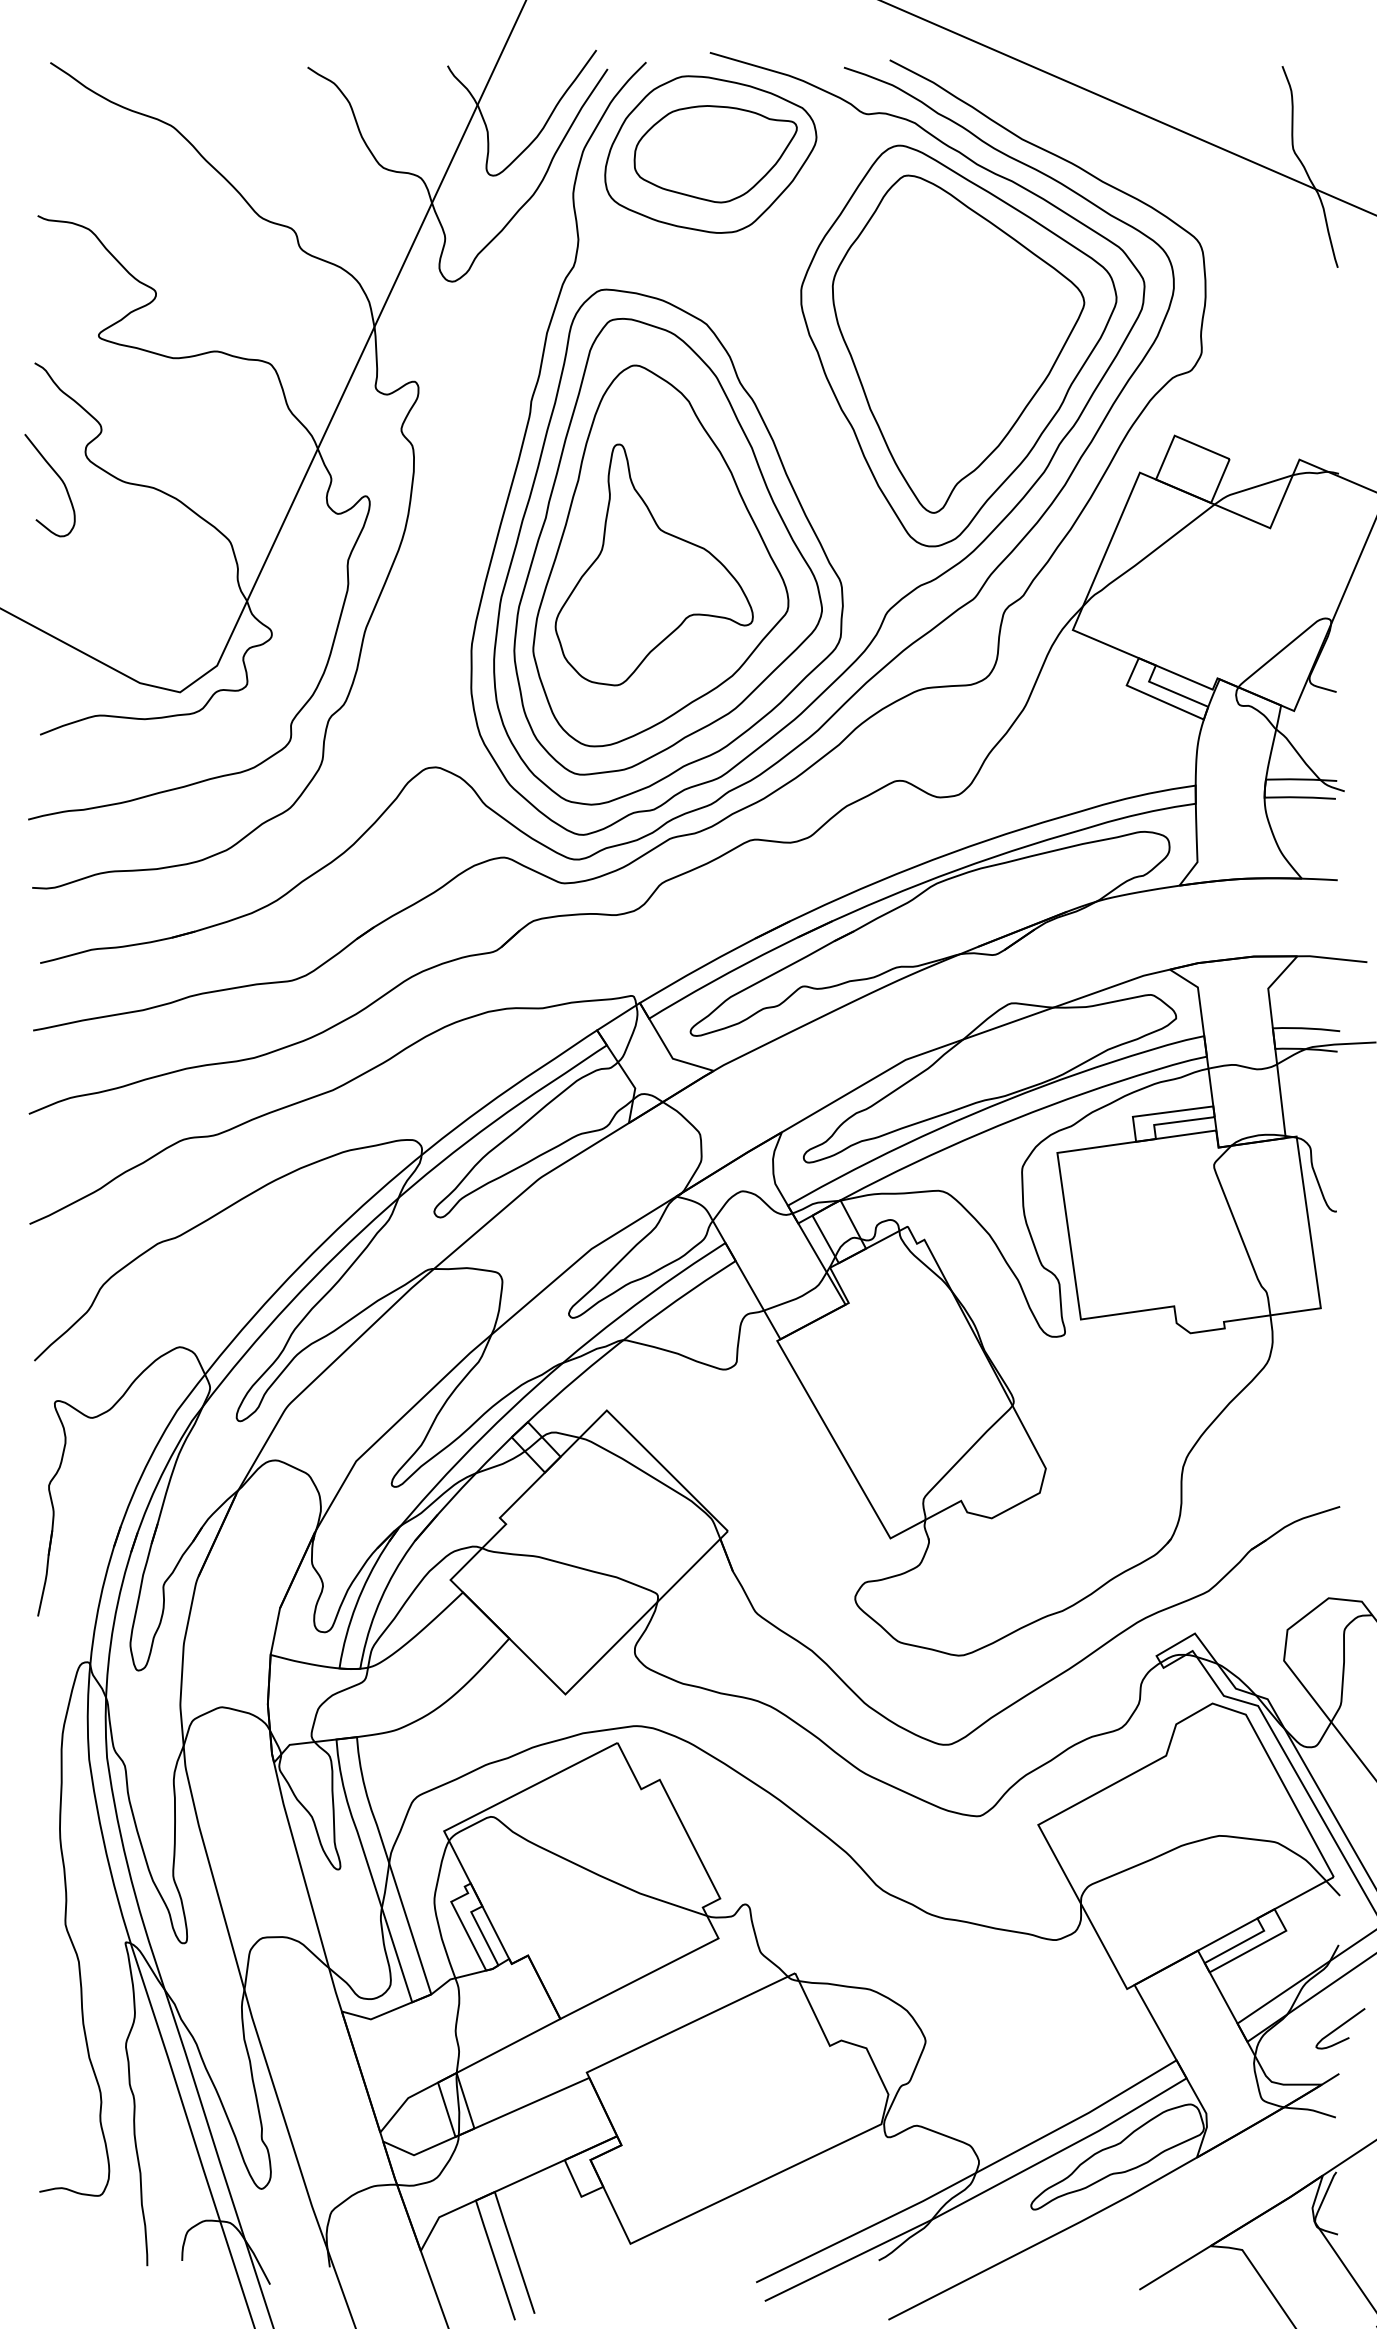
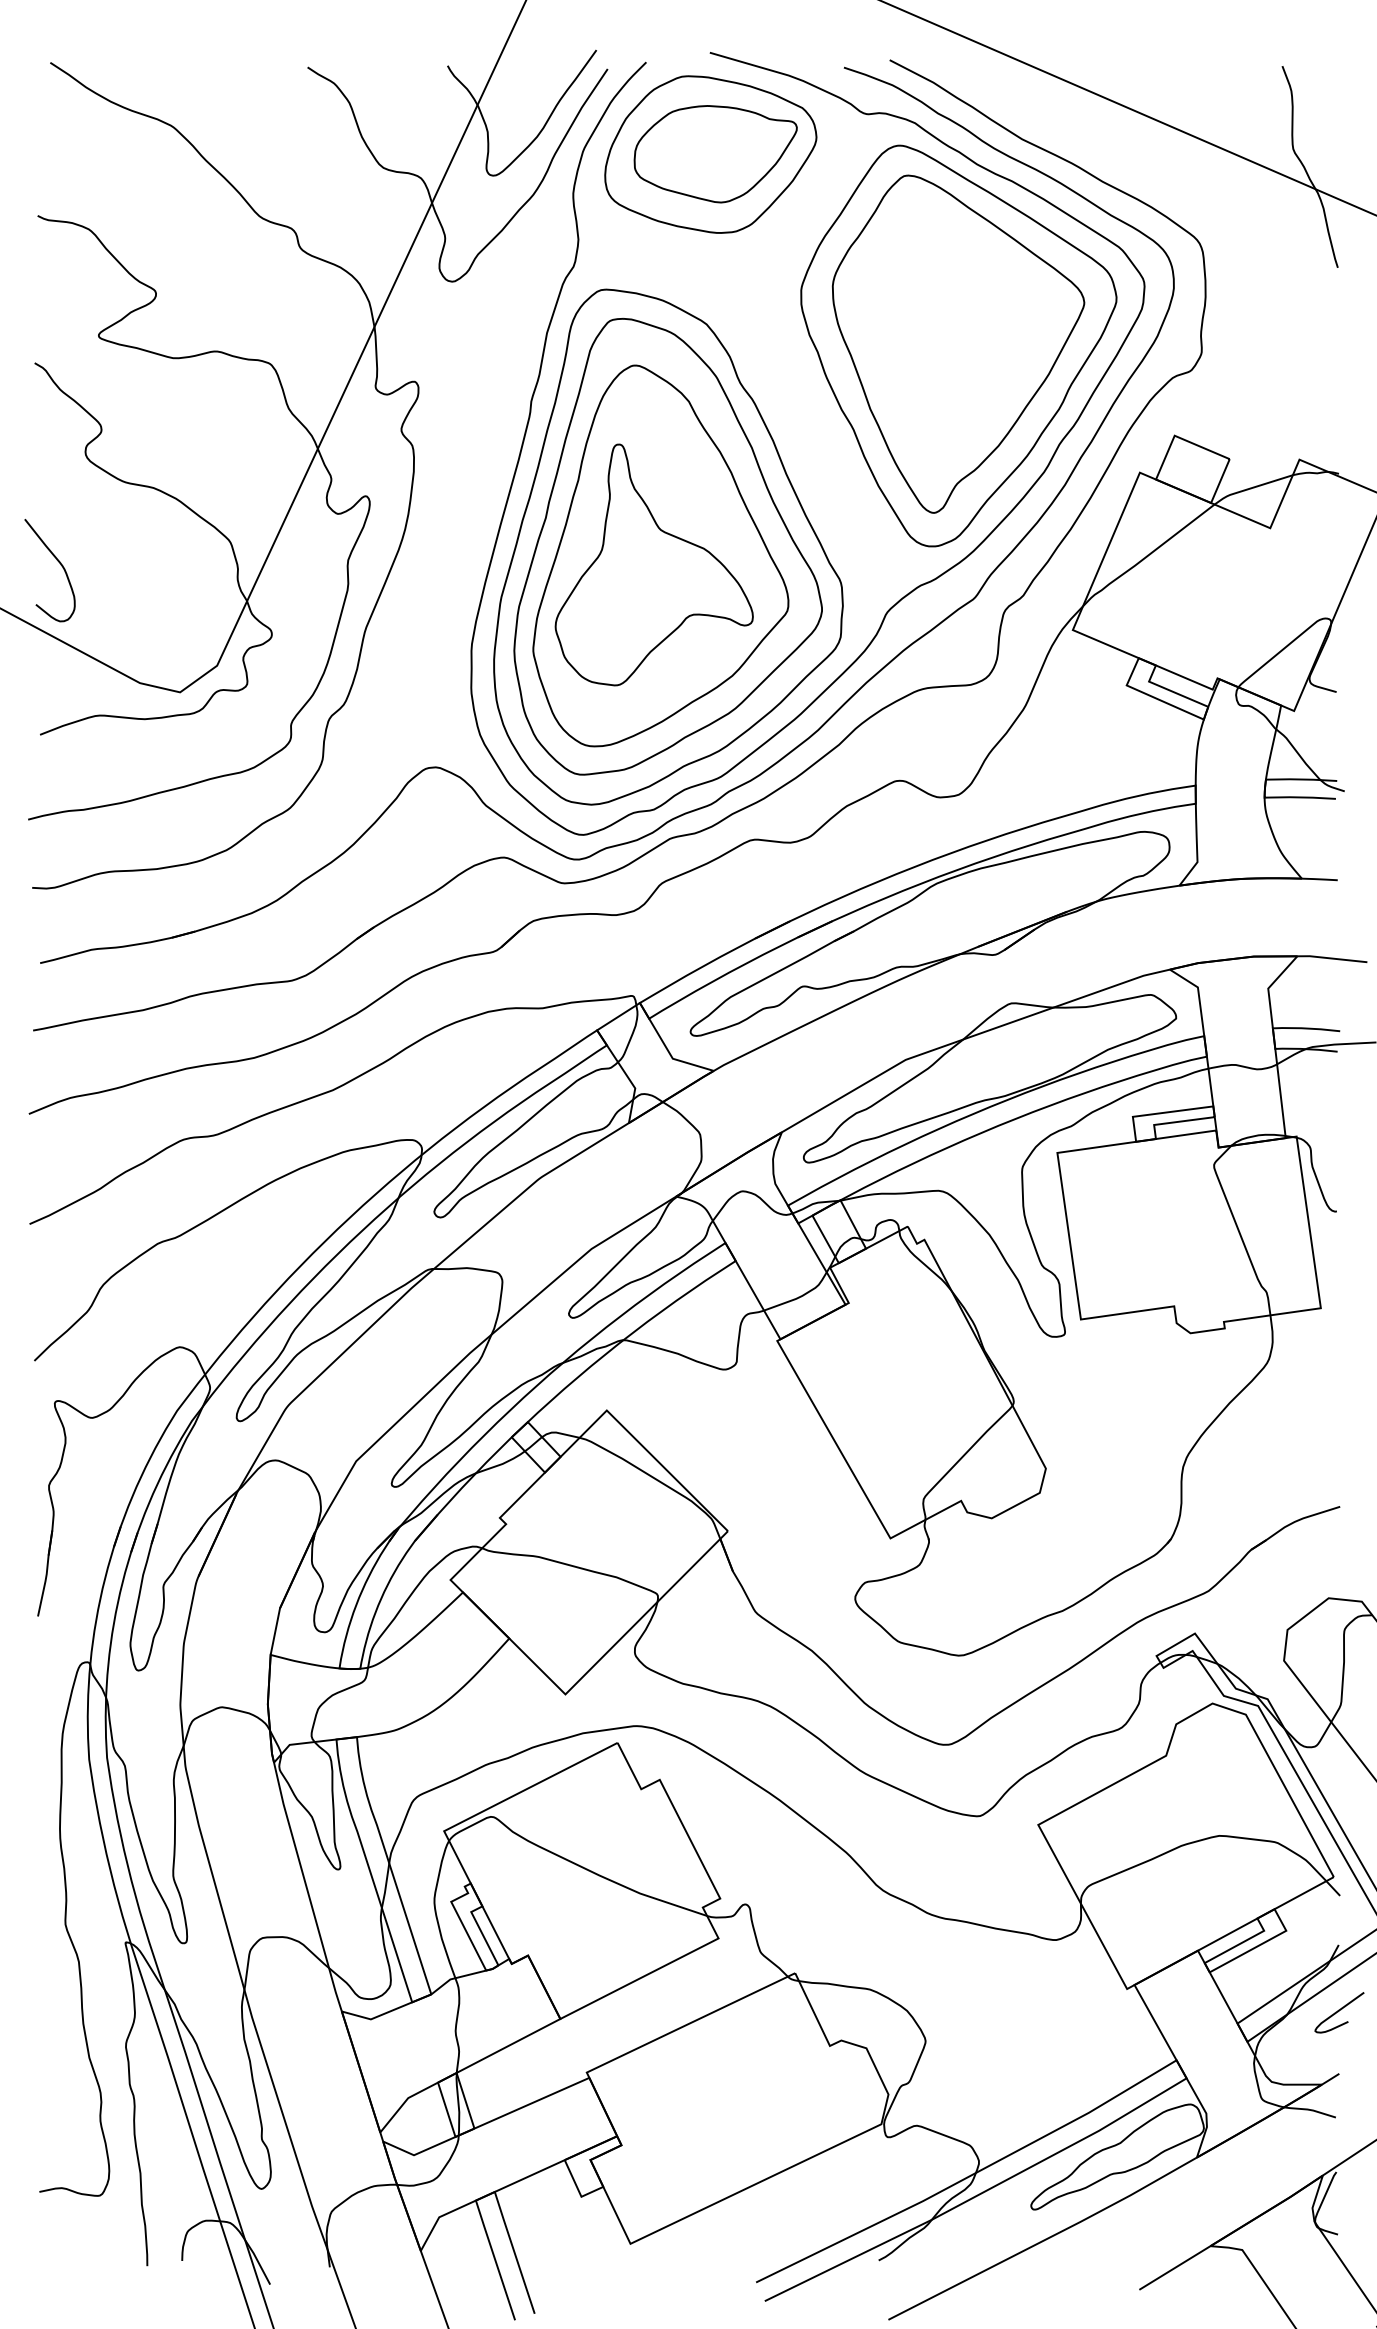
curve position: (57, 476) -> (57, 561) (57, 561)
curve position: (1340, 2027) -> (1339, 2011) (1339, 2011)
